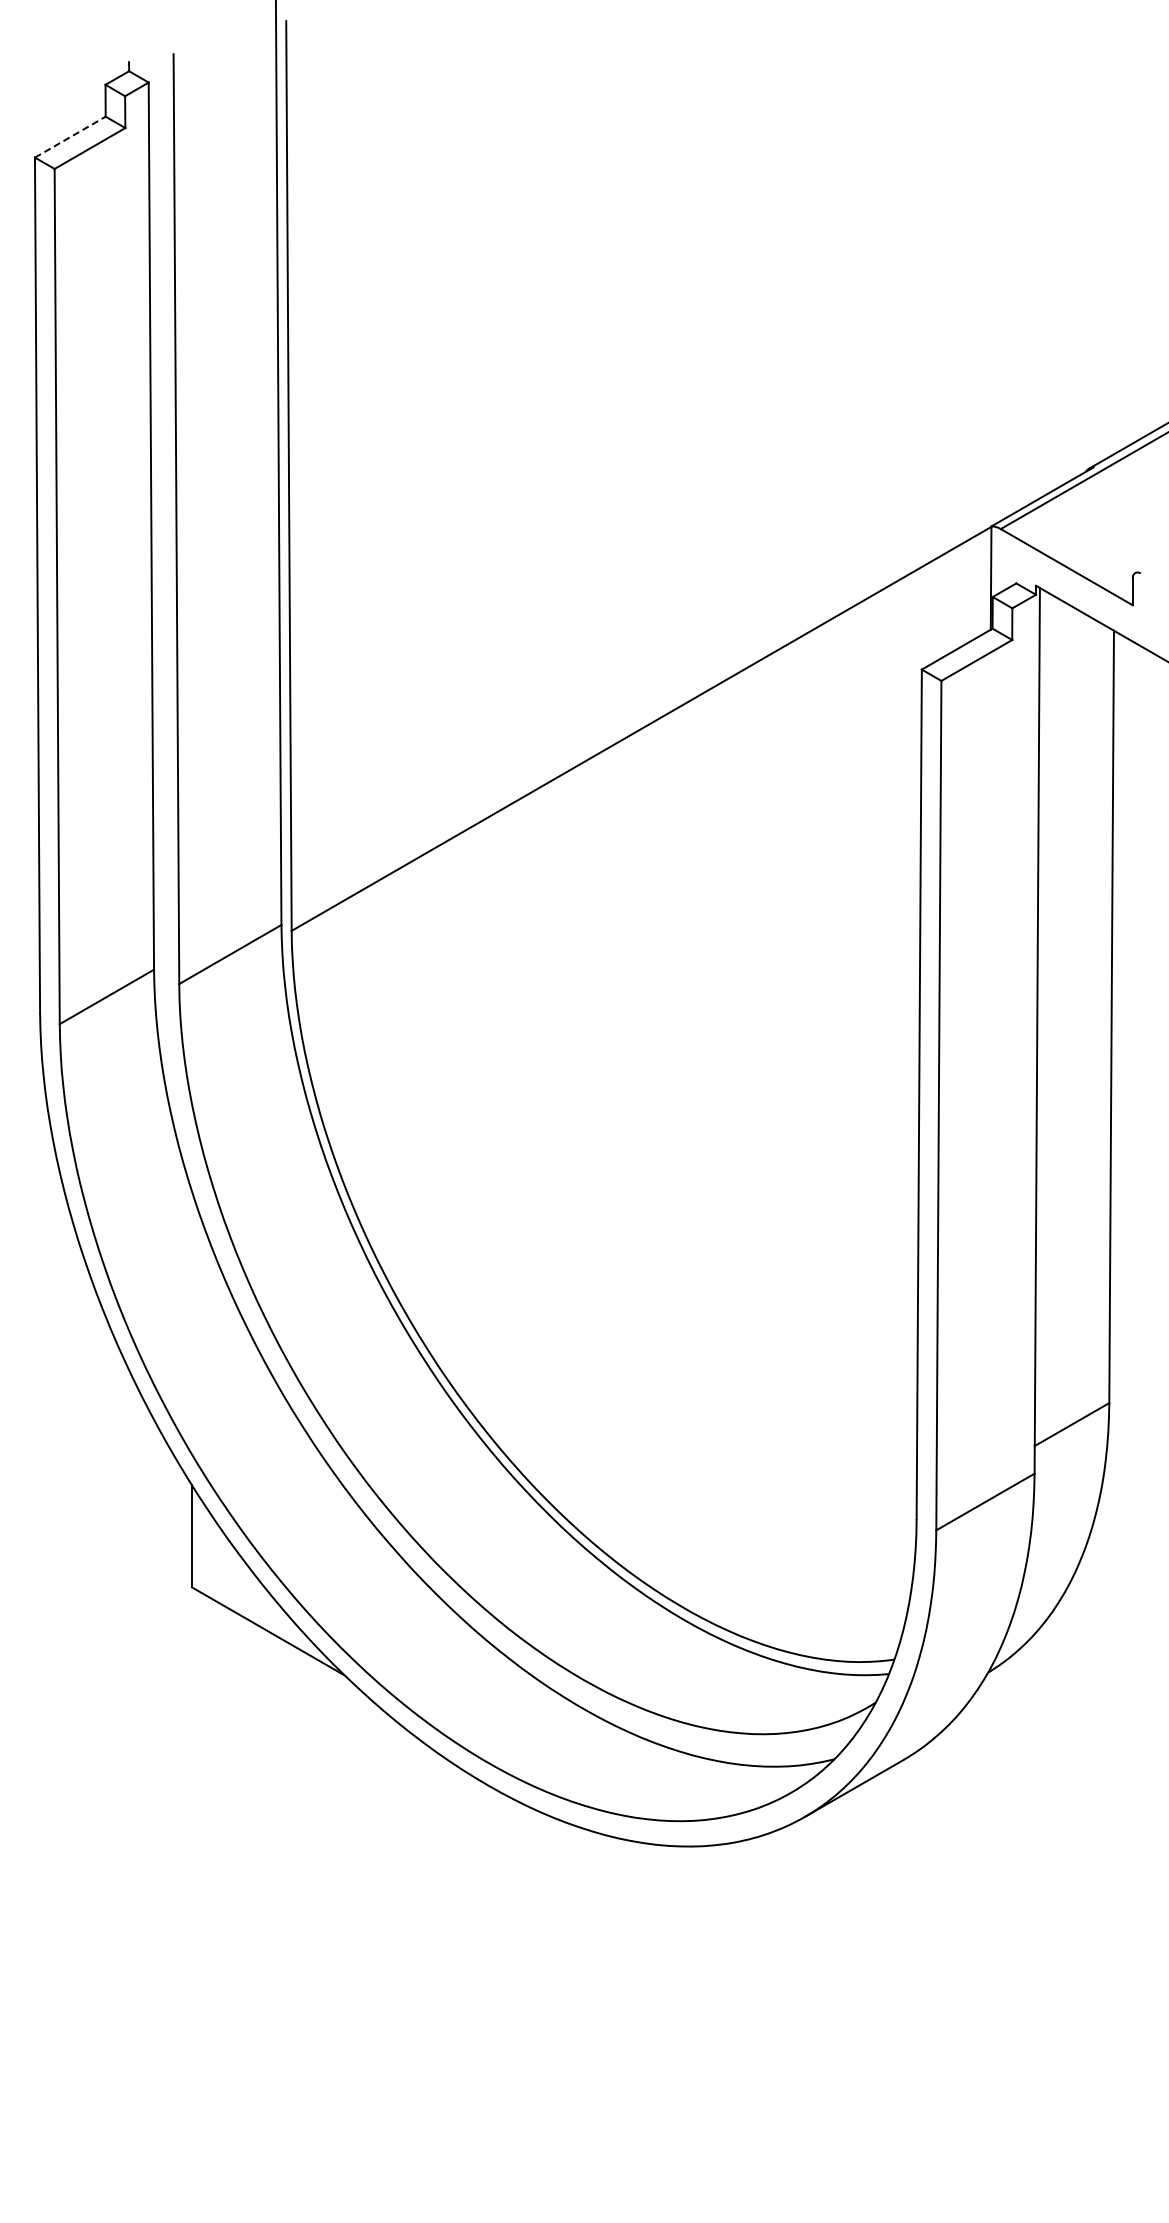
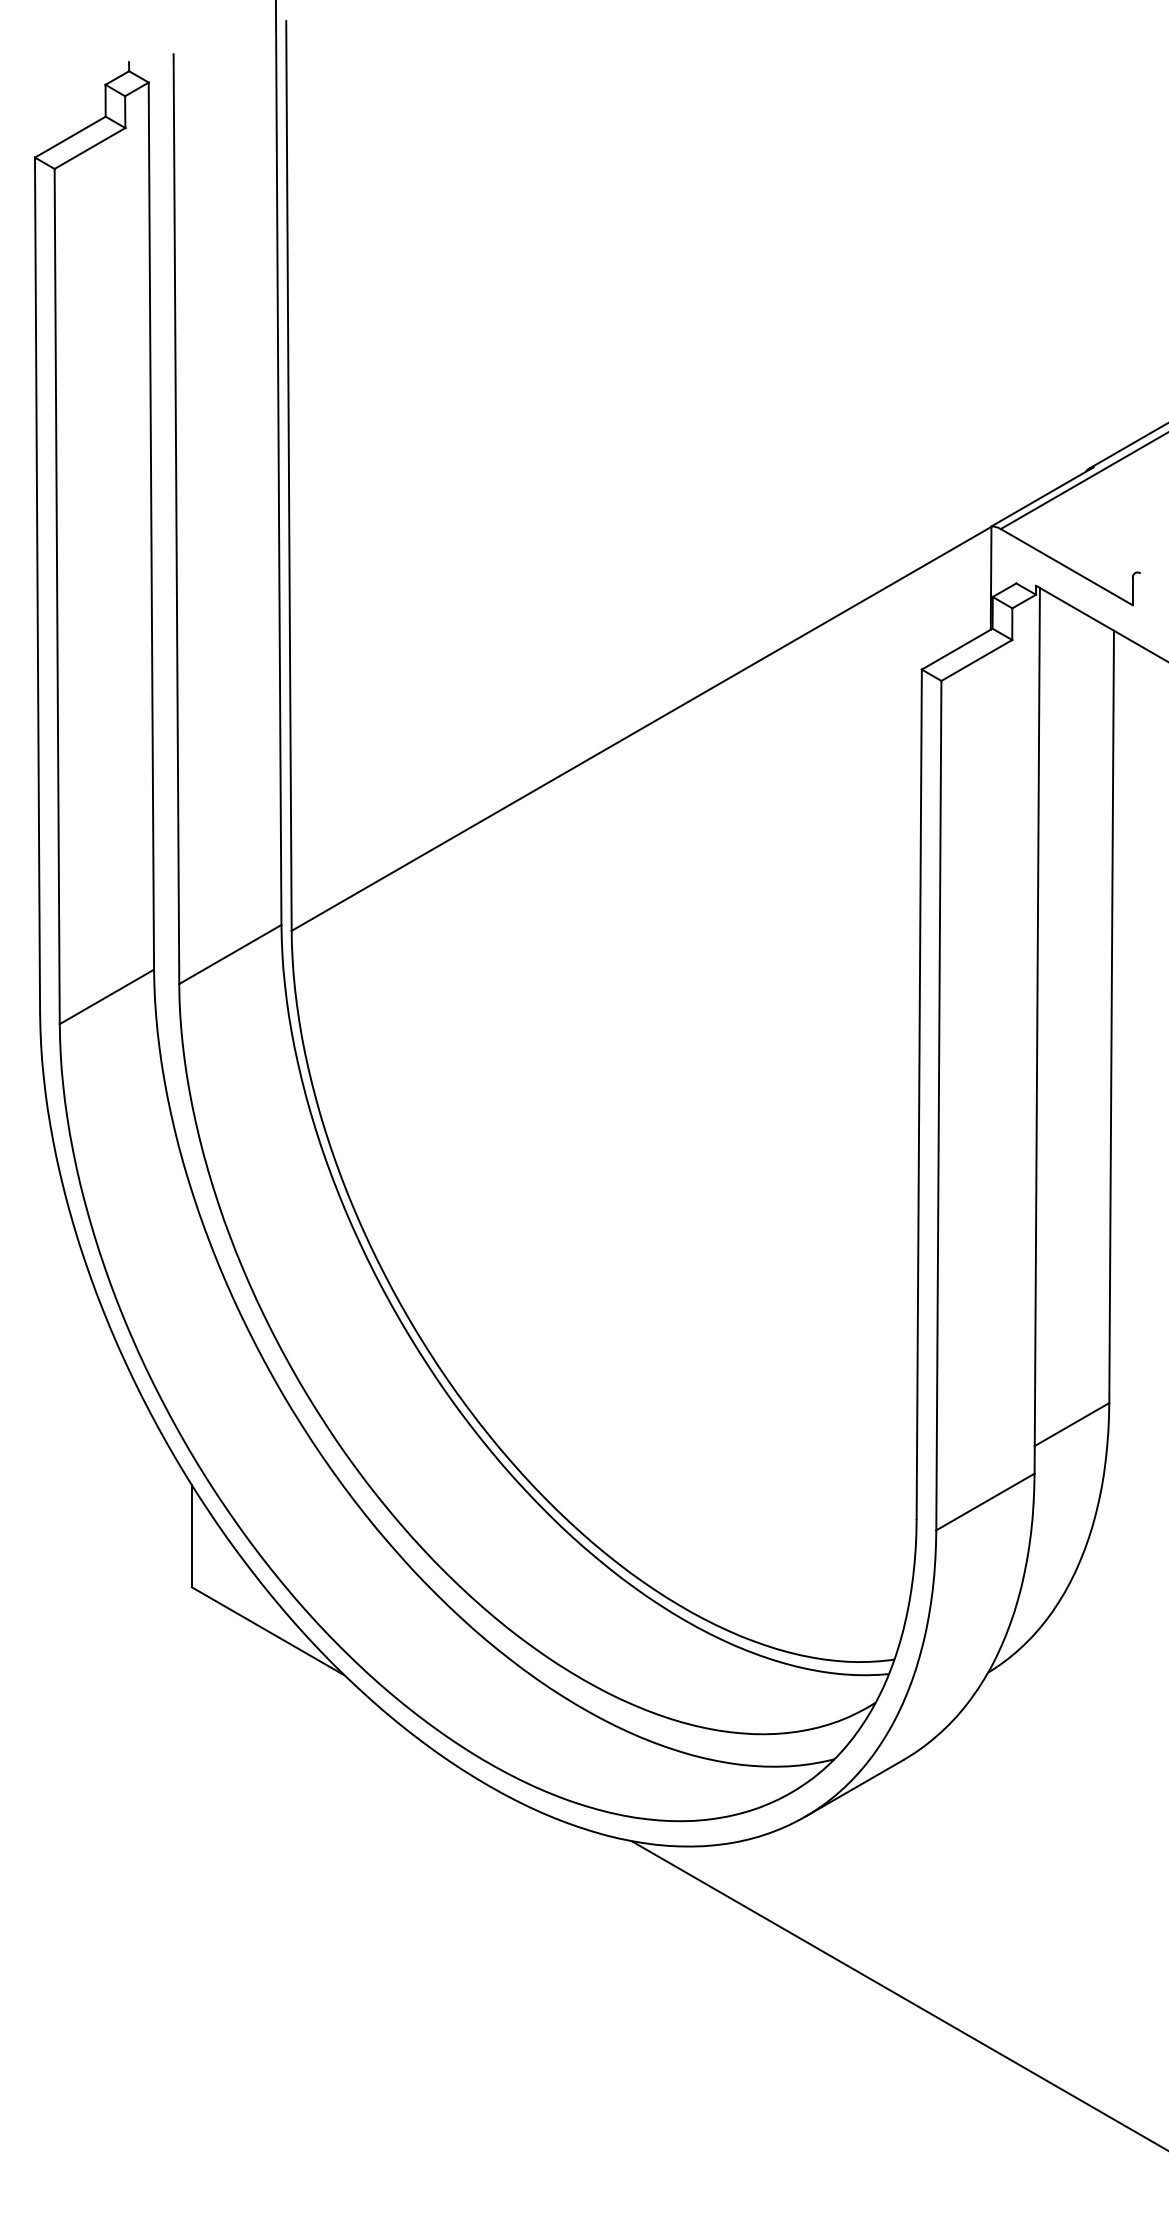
line: dashed -> solid (70, 137)
line: none -> present (898, 1995)
